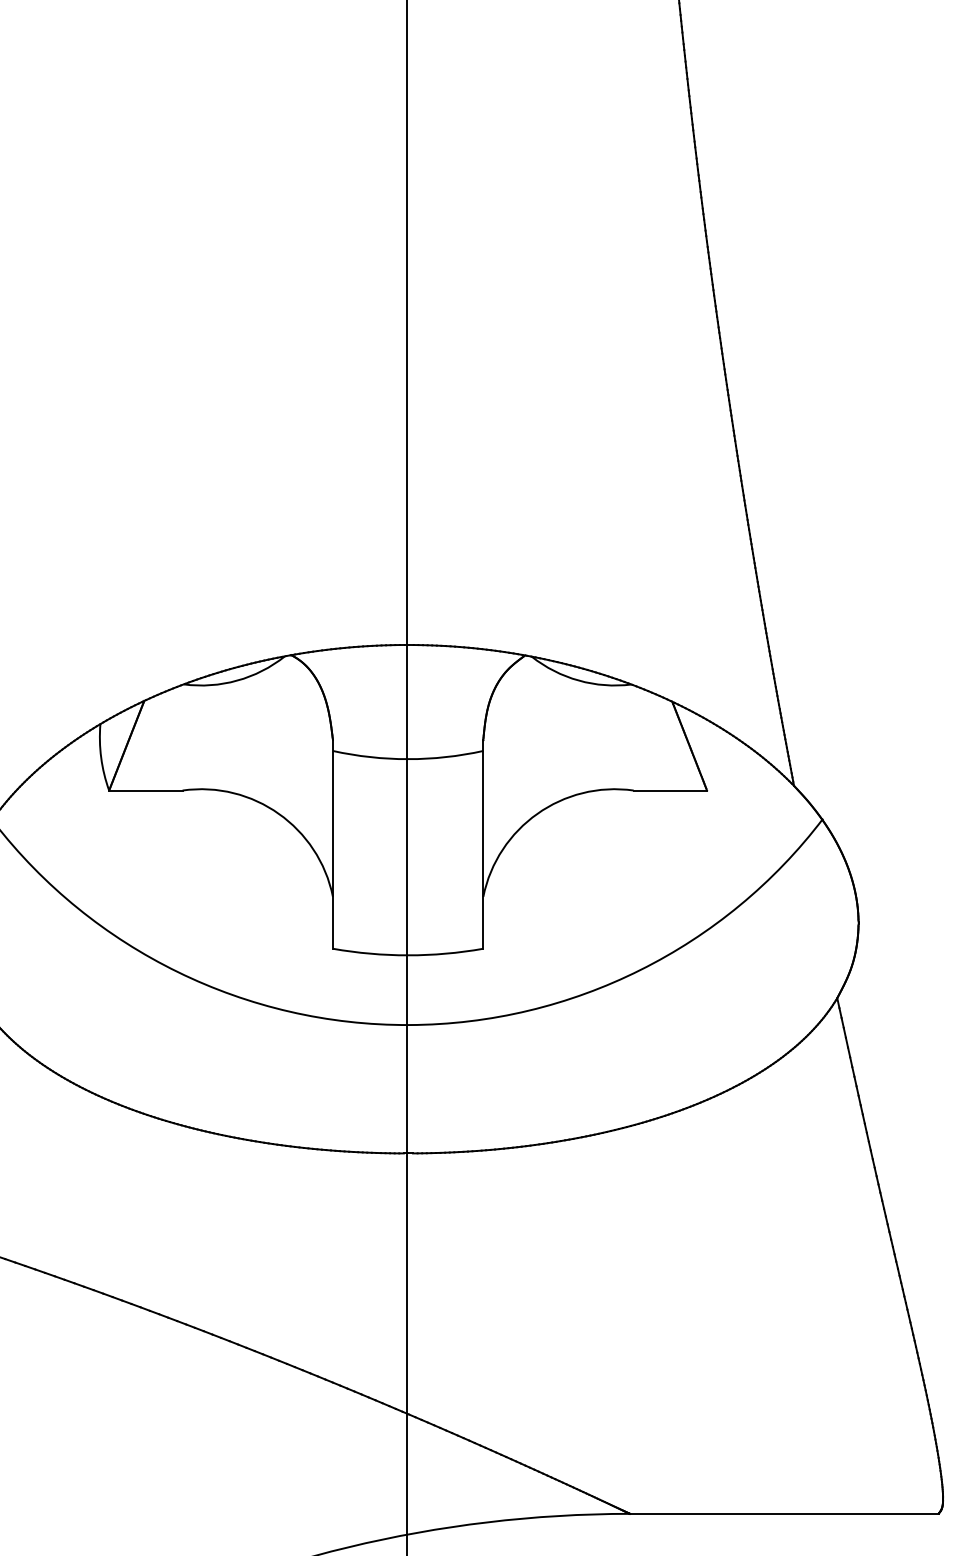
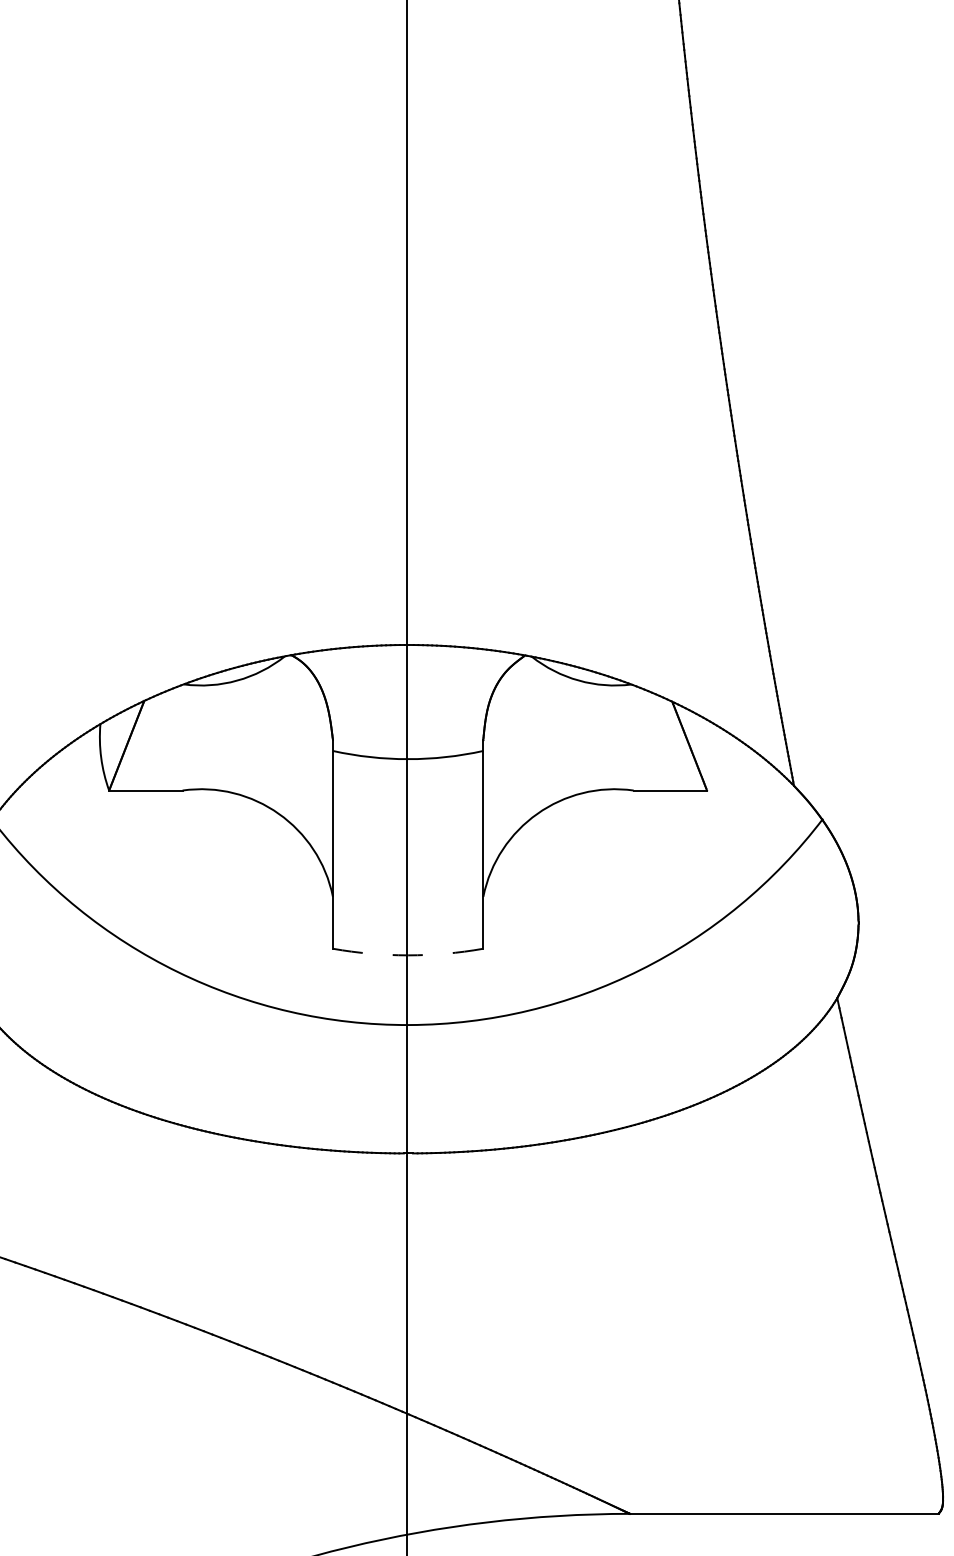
arc: solid -> dashed (408, 955)
